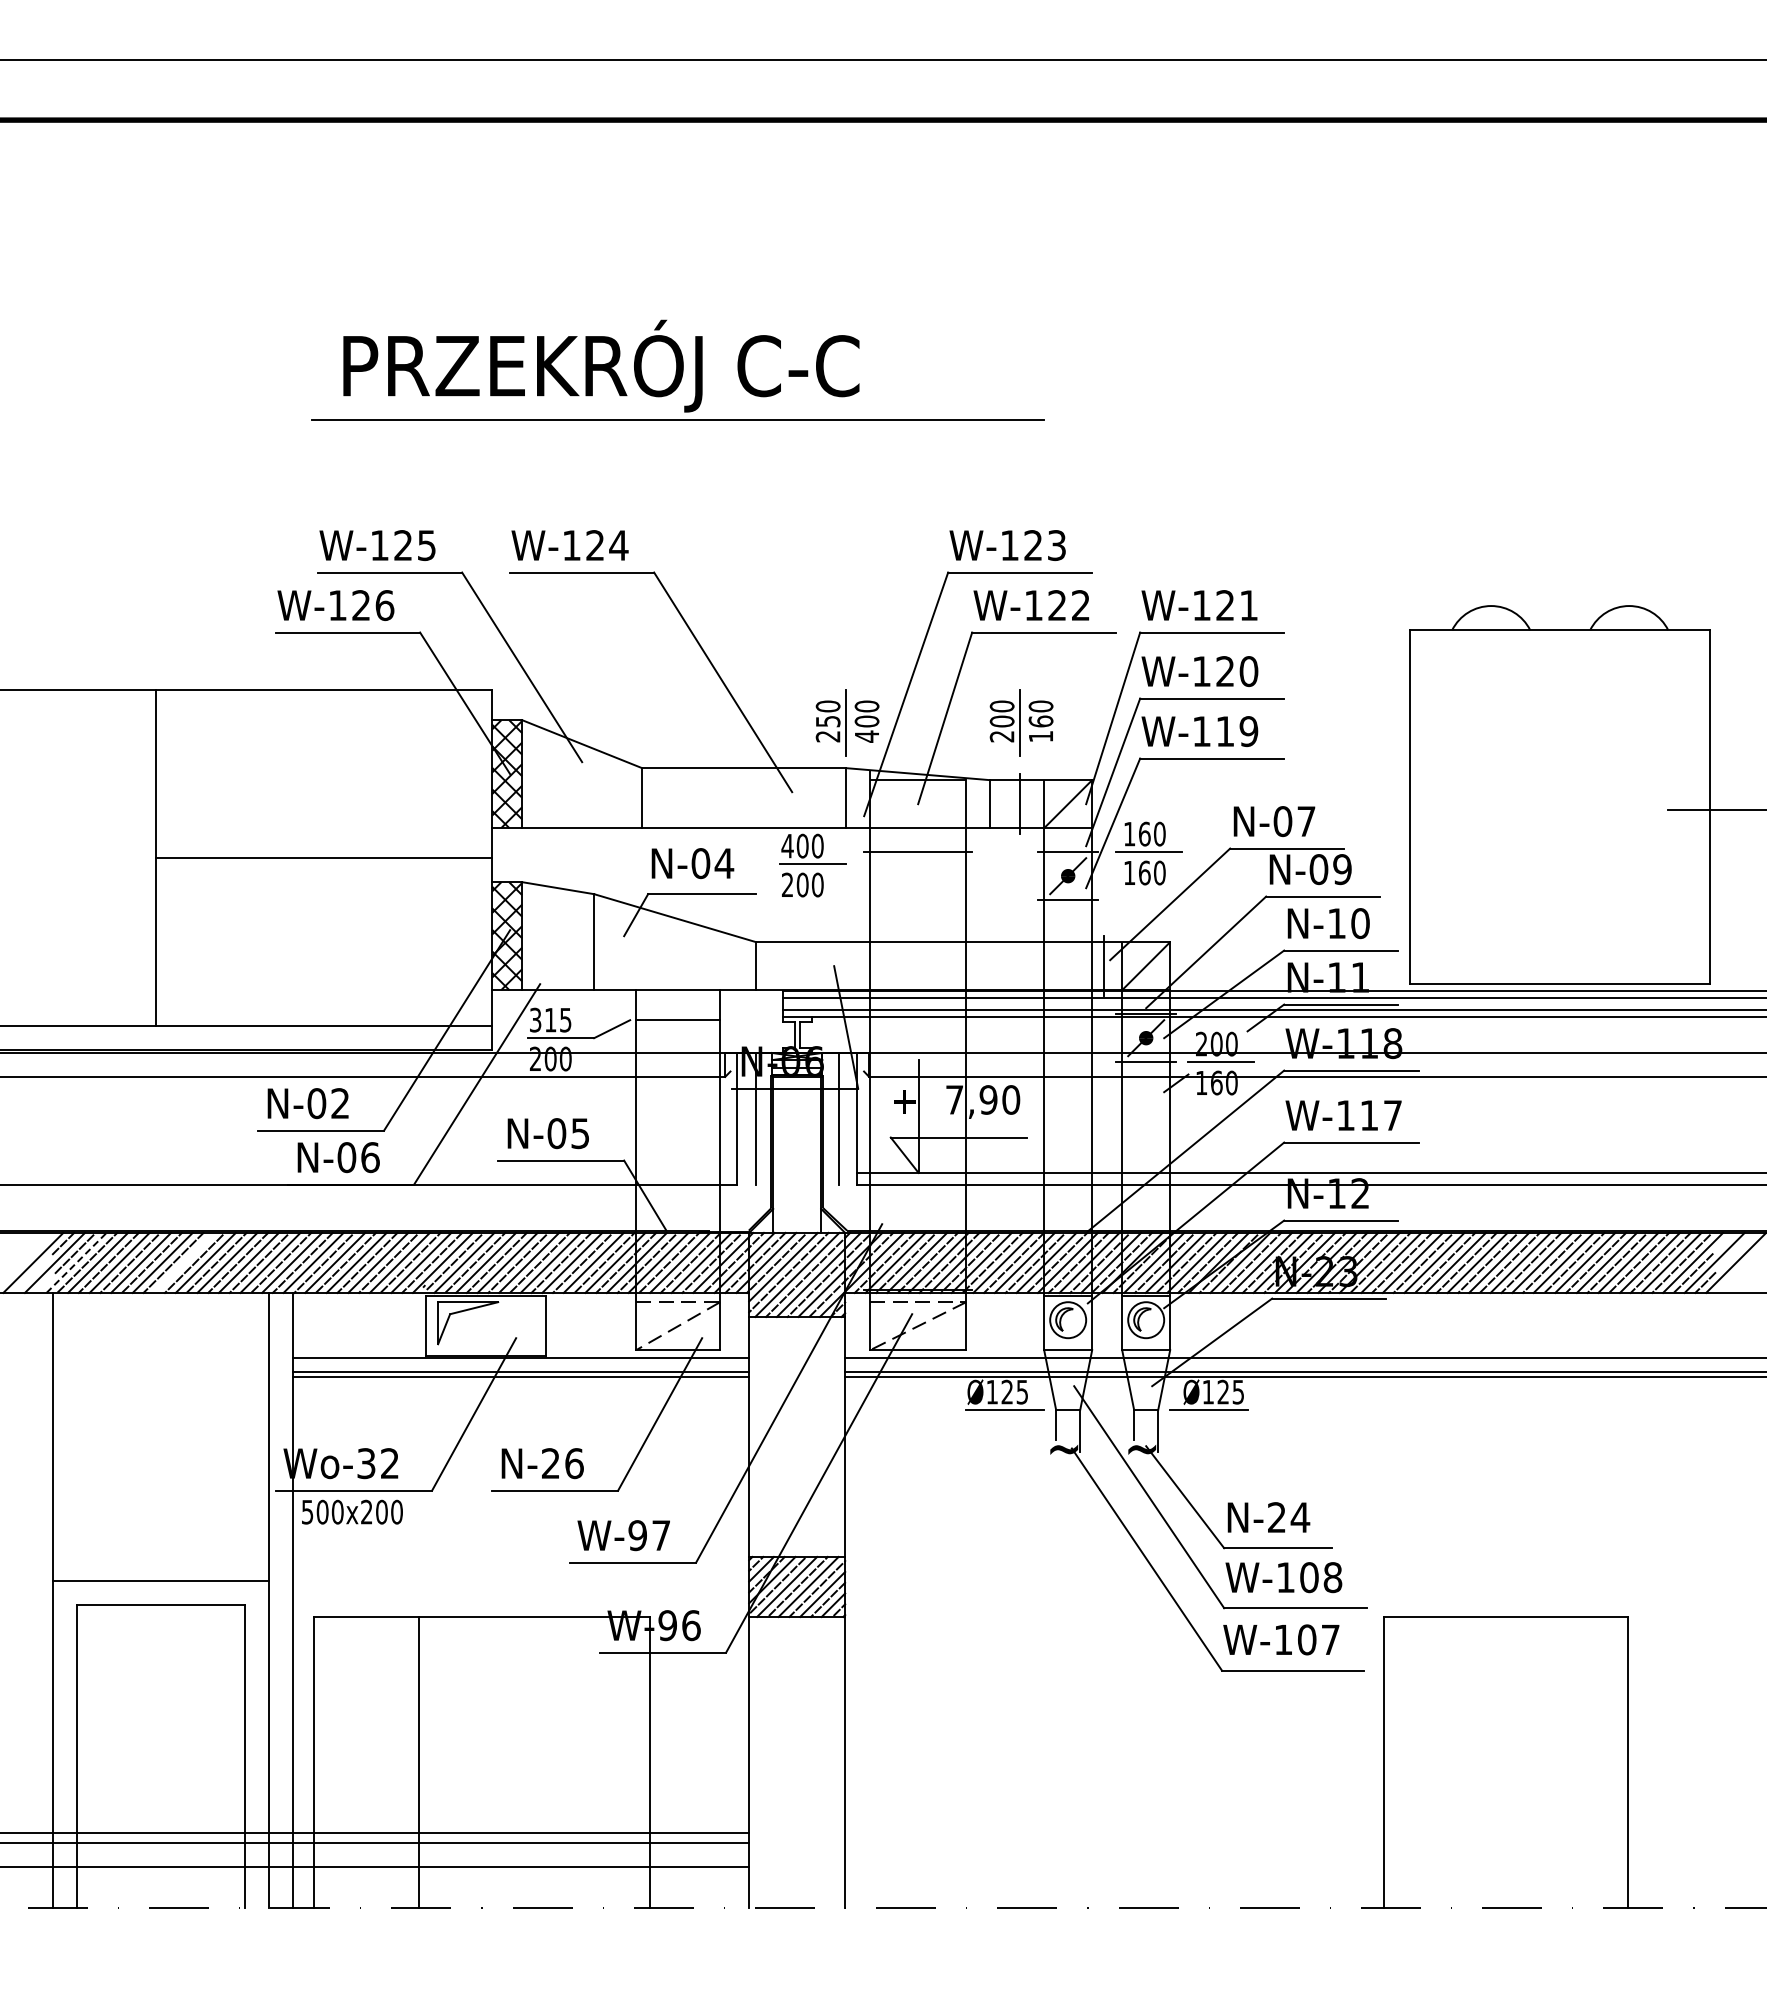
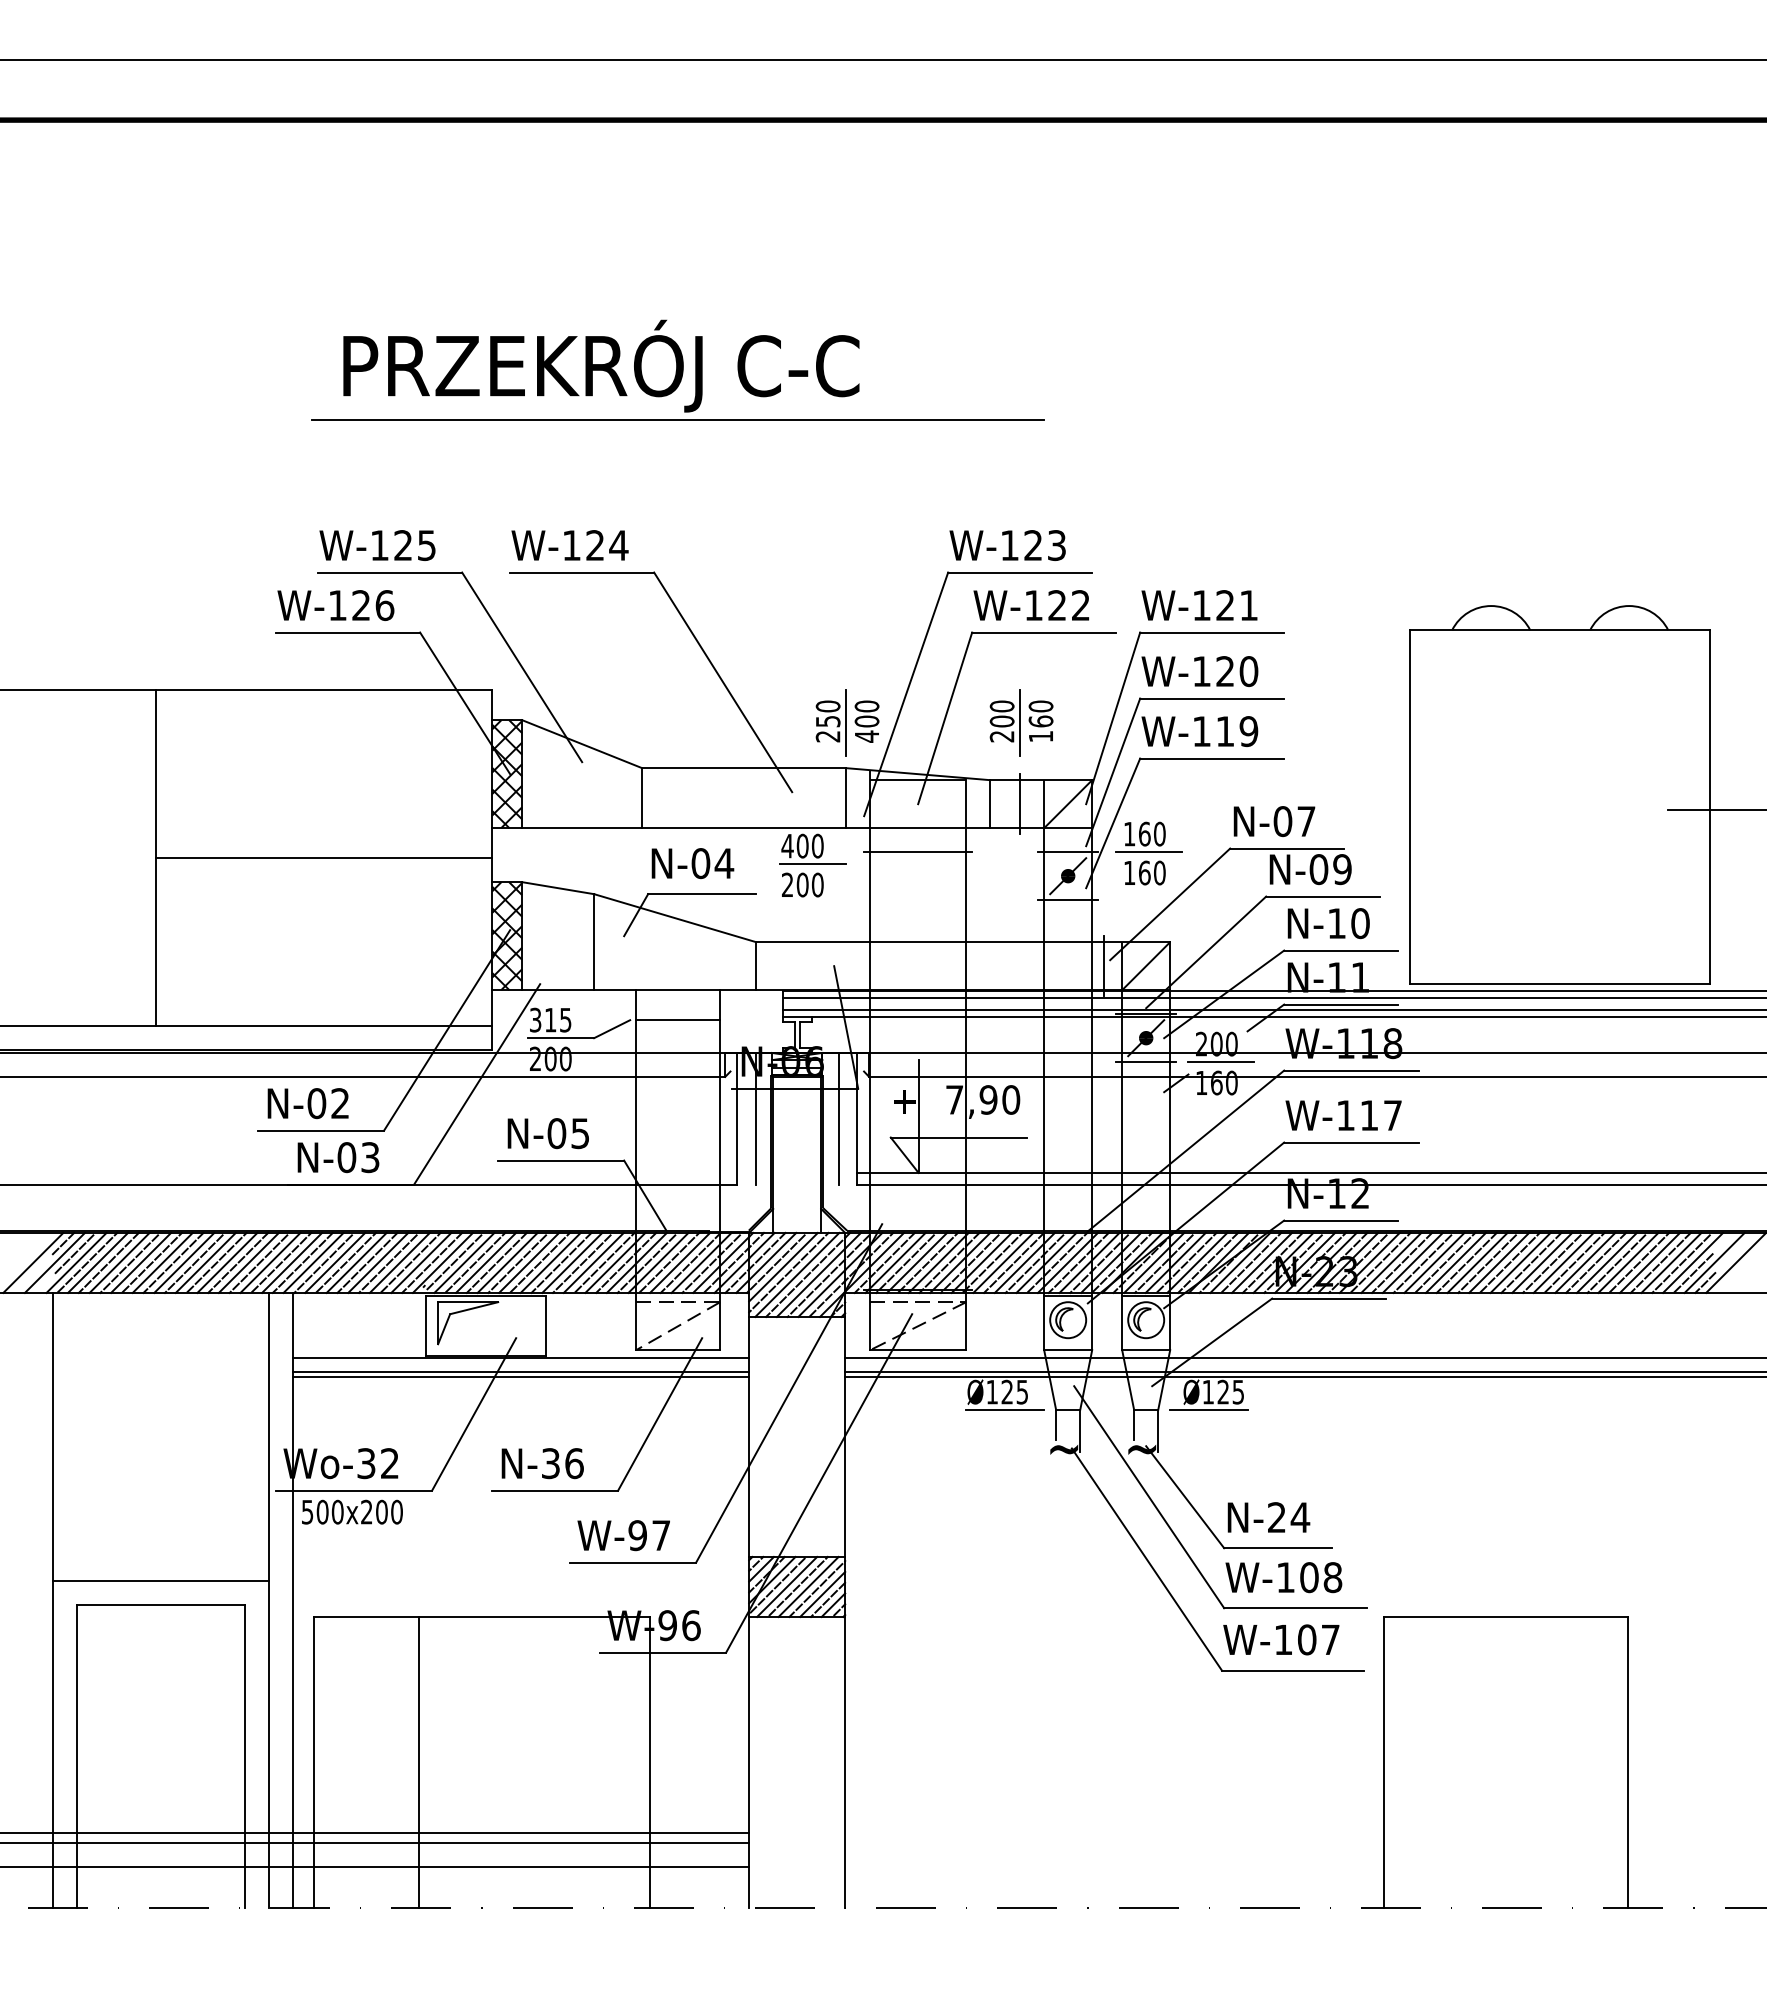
text: N-06 -> N-03 (370, 1157)
line: dashed -> solid (76, 1262)
line: none -> present (184, 1262)
text: N-26 -> N-36 (550, 1463)
